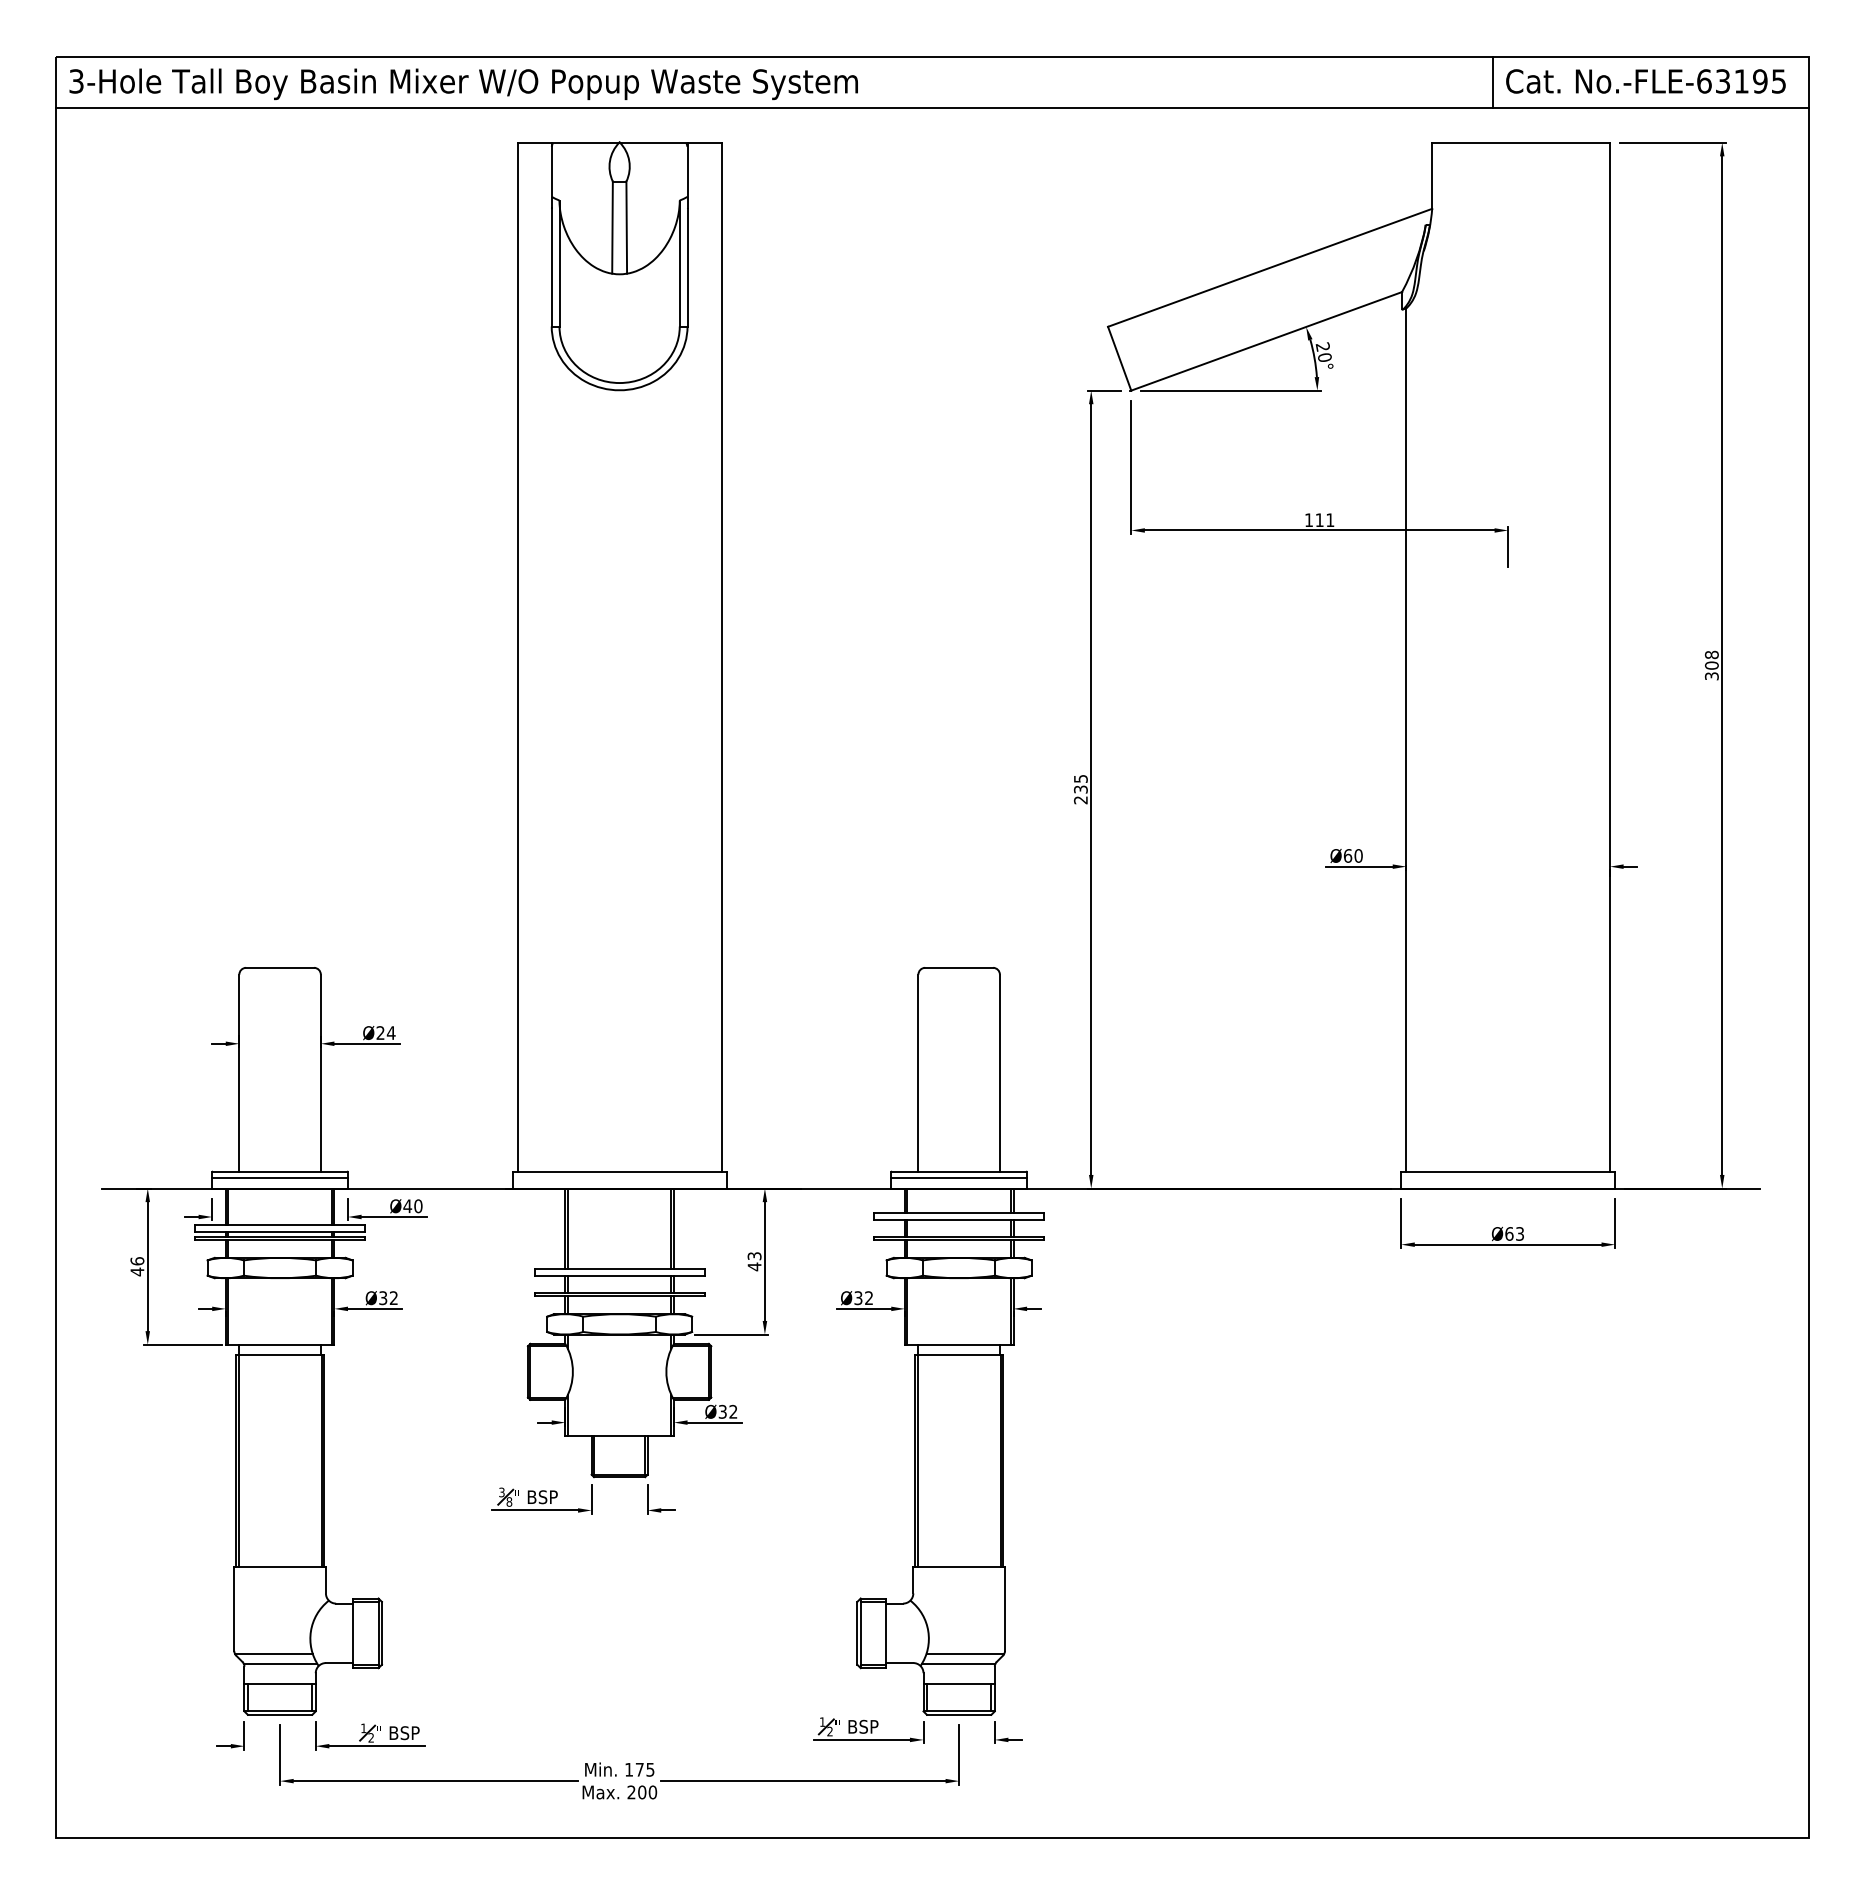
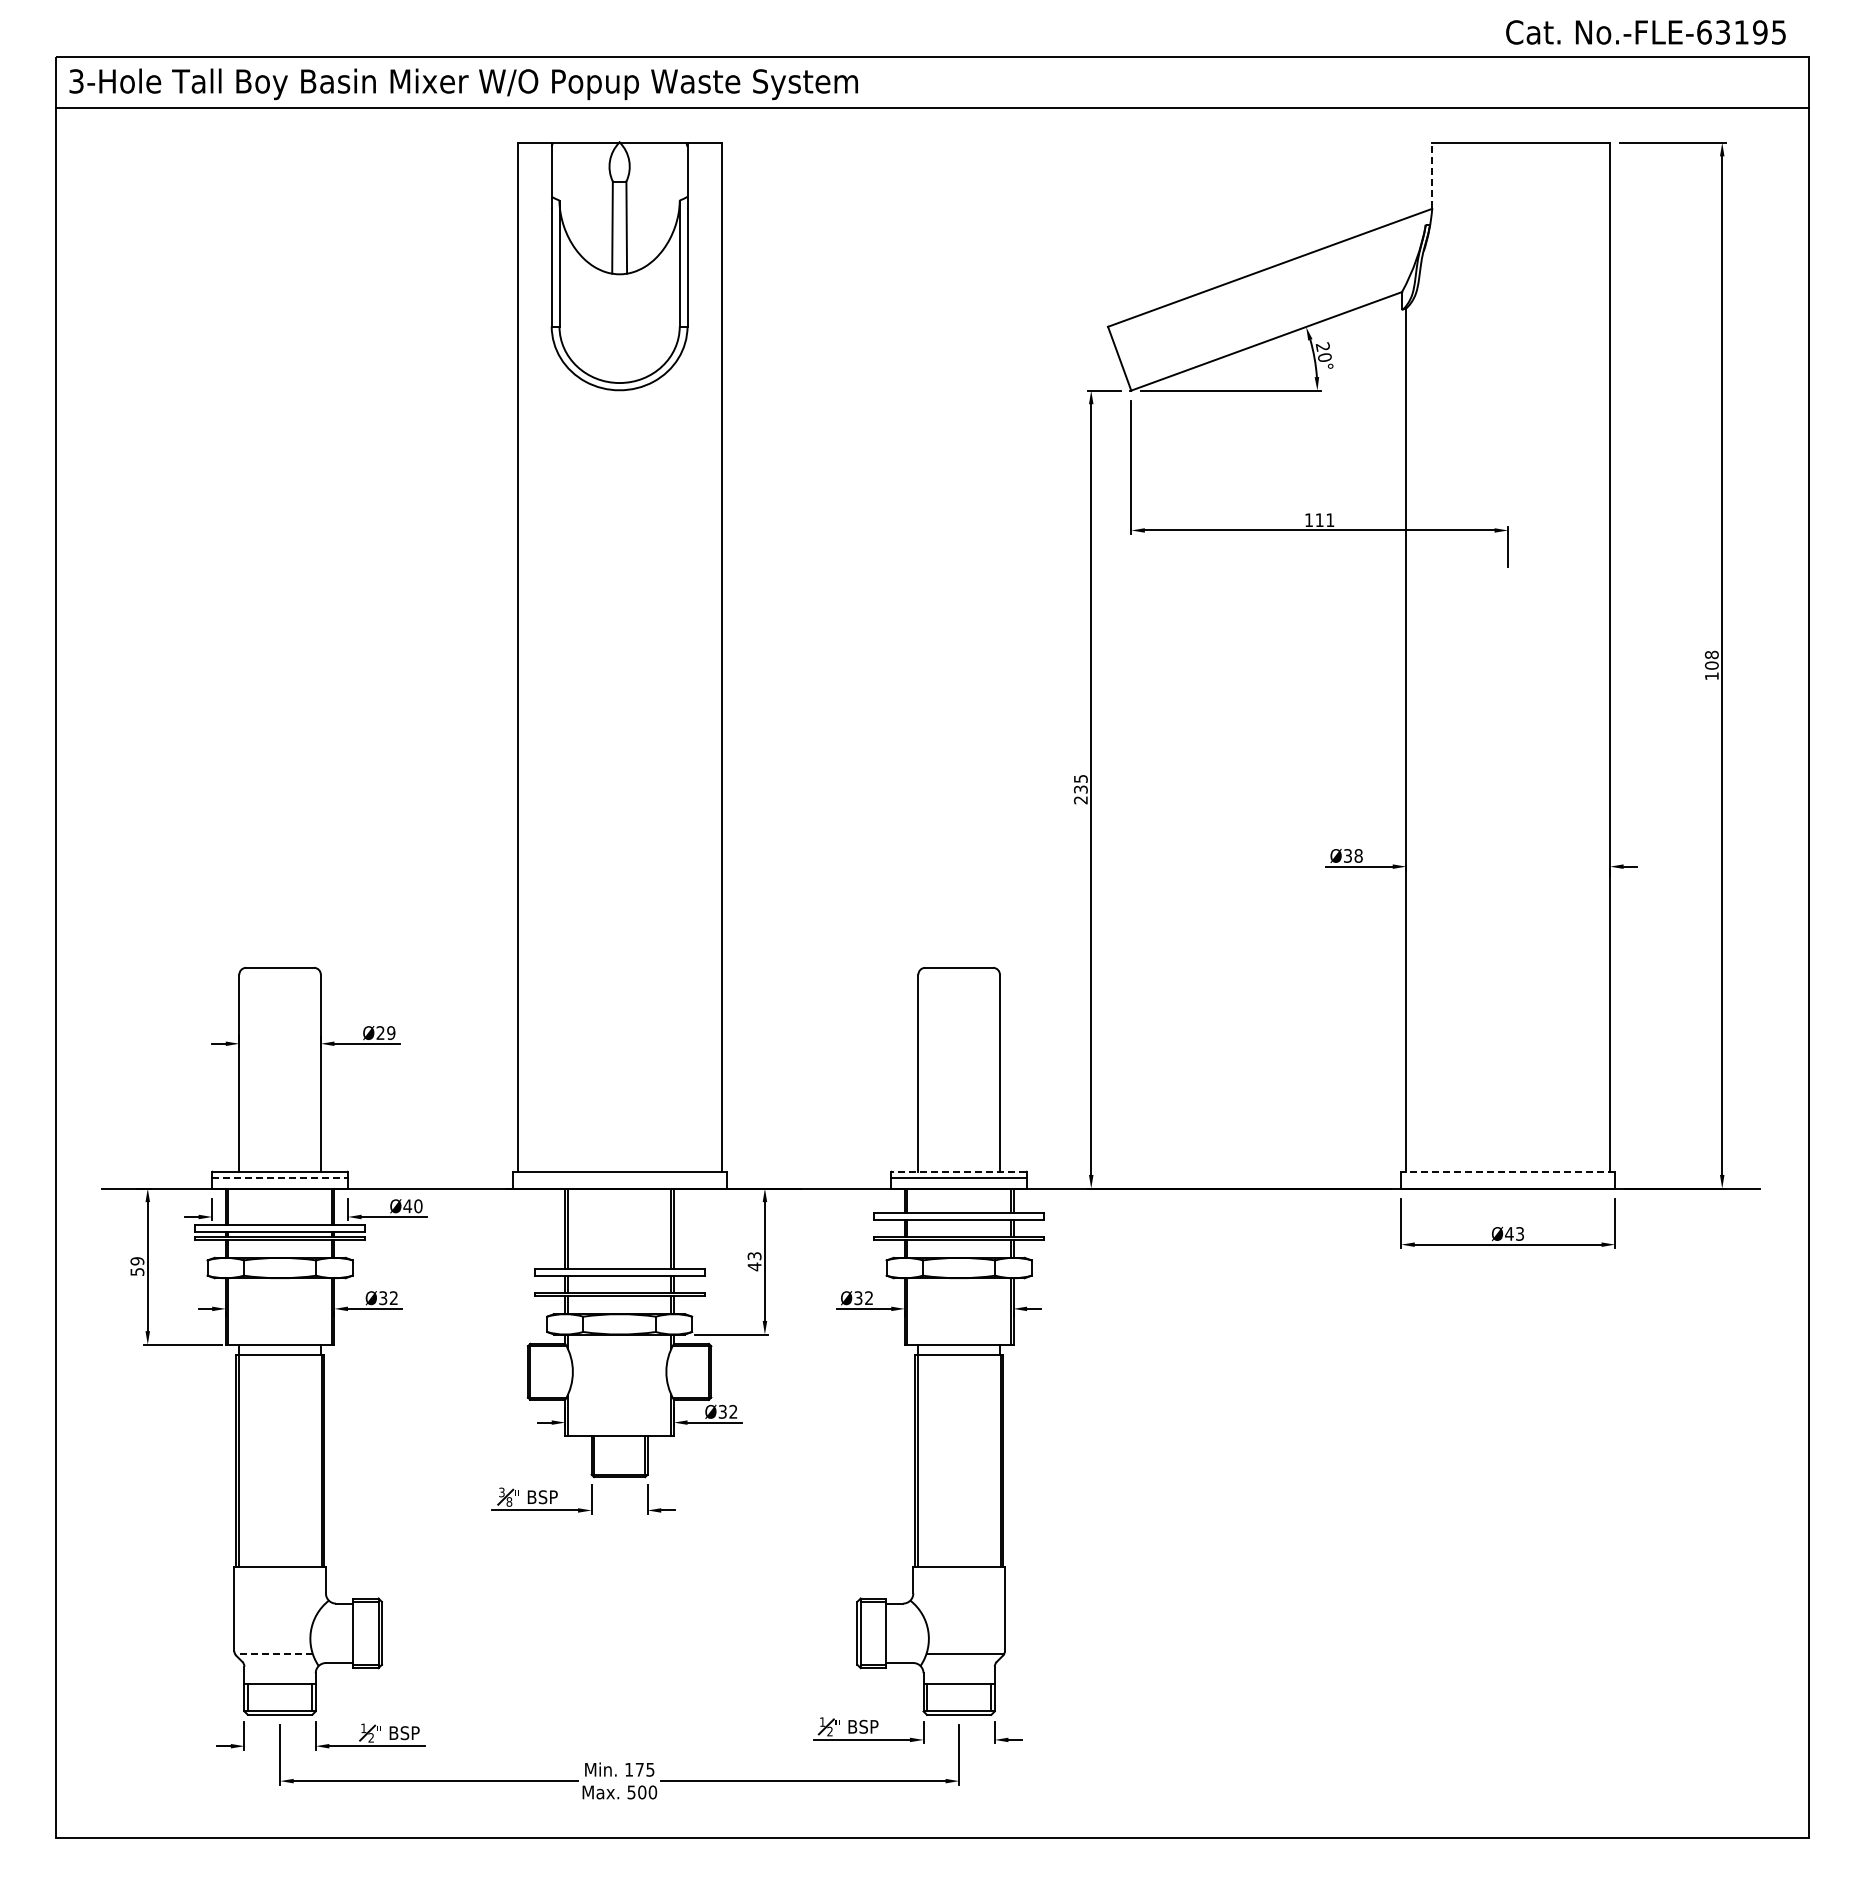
line: present -> none (1492, 81)
text position: (1645, 81) -> (1645, 32) (1645, 32)
line: solid -> dashed (1432, 175)
text: 308 -> 108 (1711, 676)
text: Ø60 -> Ø38 (1352, 855)
text: Ø24 -> Ø29 (390, 1033)
line: solid -> dashed (958, 1171)
line: solid -> dashed (1508, 1171)
line: solid -> dashed (280, 1178)
text: Ø63 -> Ø43 (1509, 1233)
text: 46 -> 59 (137, 1266)
line: solid -> dashed (273, 1653)
line: present -> none (280, 1663)
line: present -> none (958, 1663)
text: 200 -> 500 (631, 1792)
